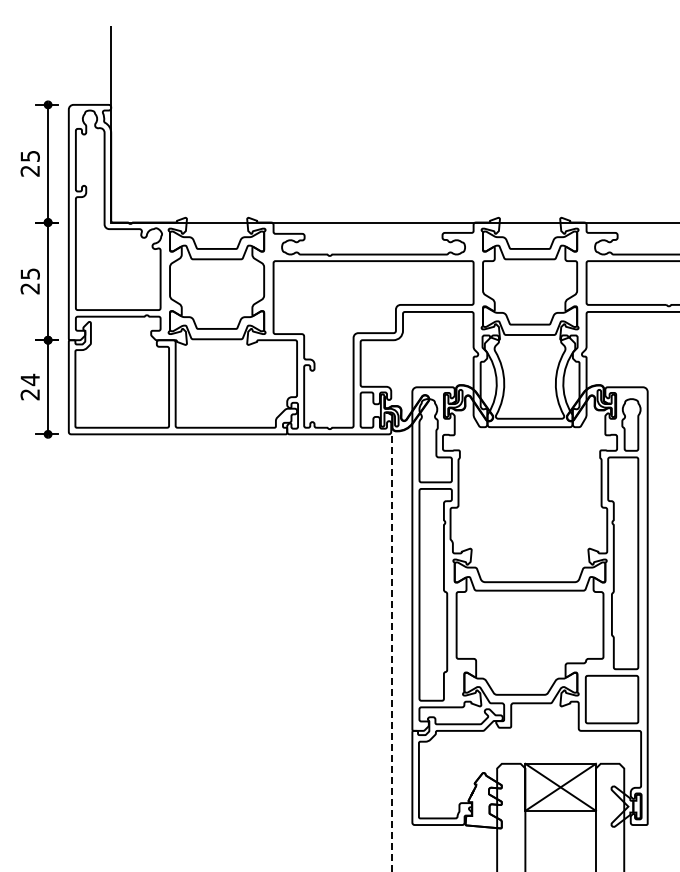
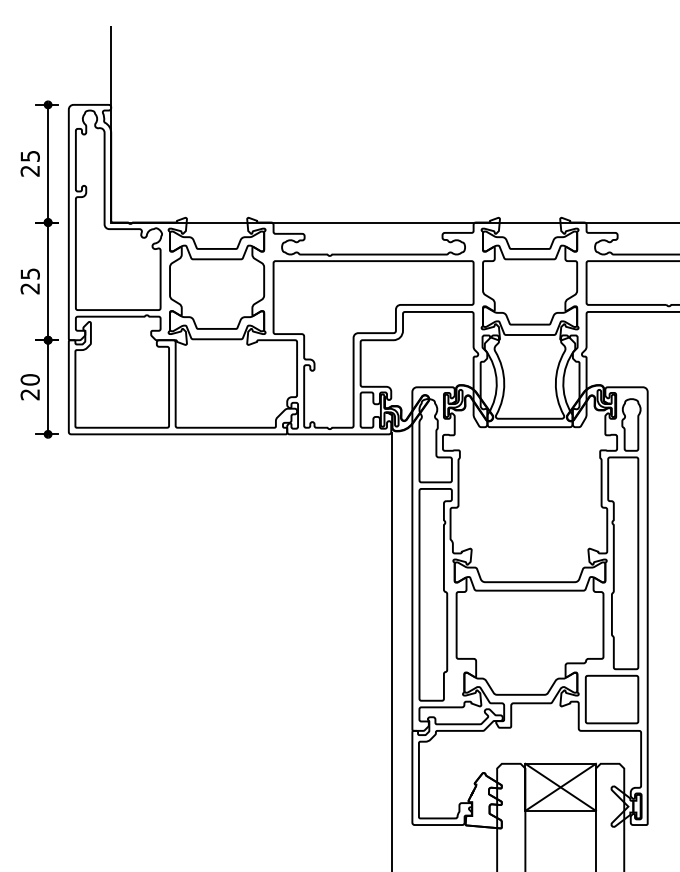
text: 24 -> 20 (29, 379)
line: dashed -> solid (392, 651)
